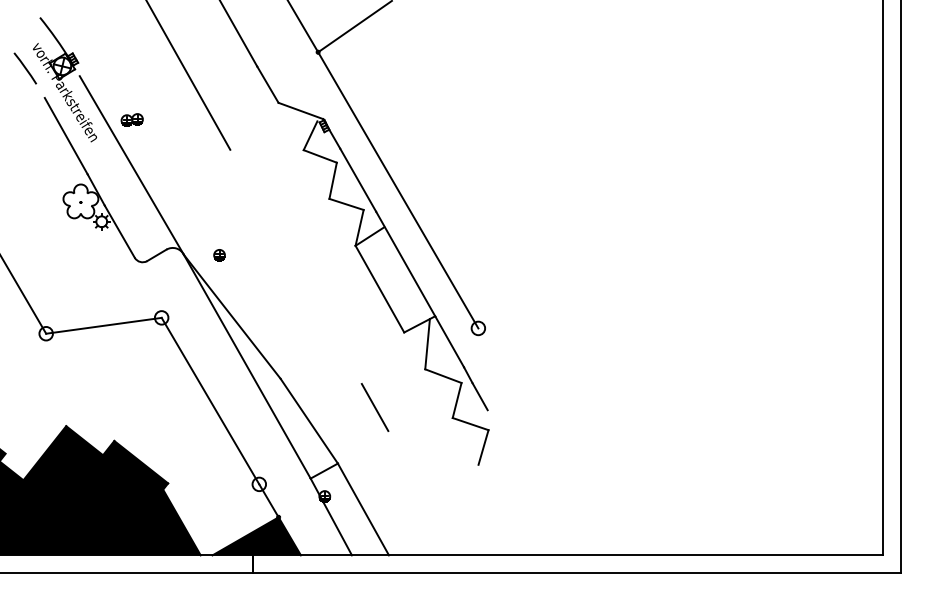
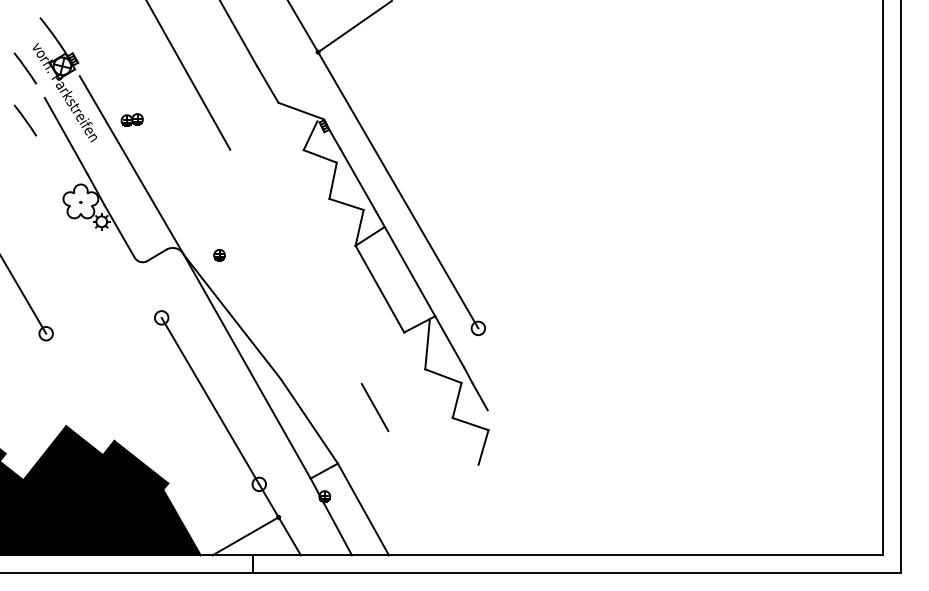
line: none -> present (25, 120)
line: present -> none (103, 325)
fill: present -> none (256, 536)
